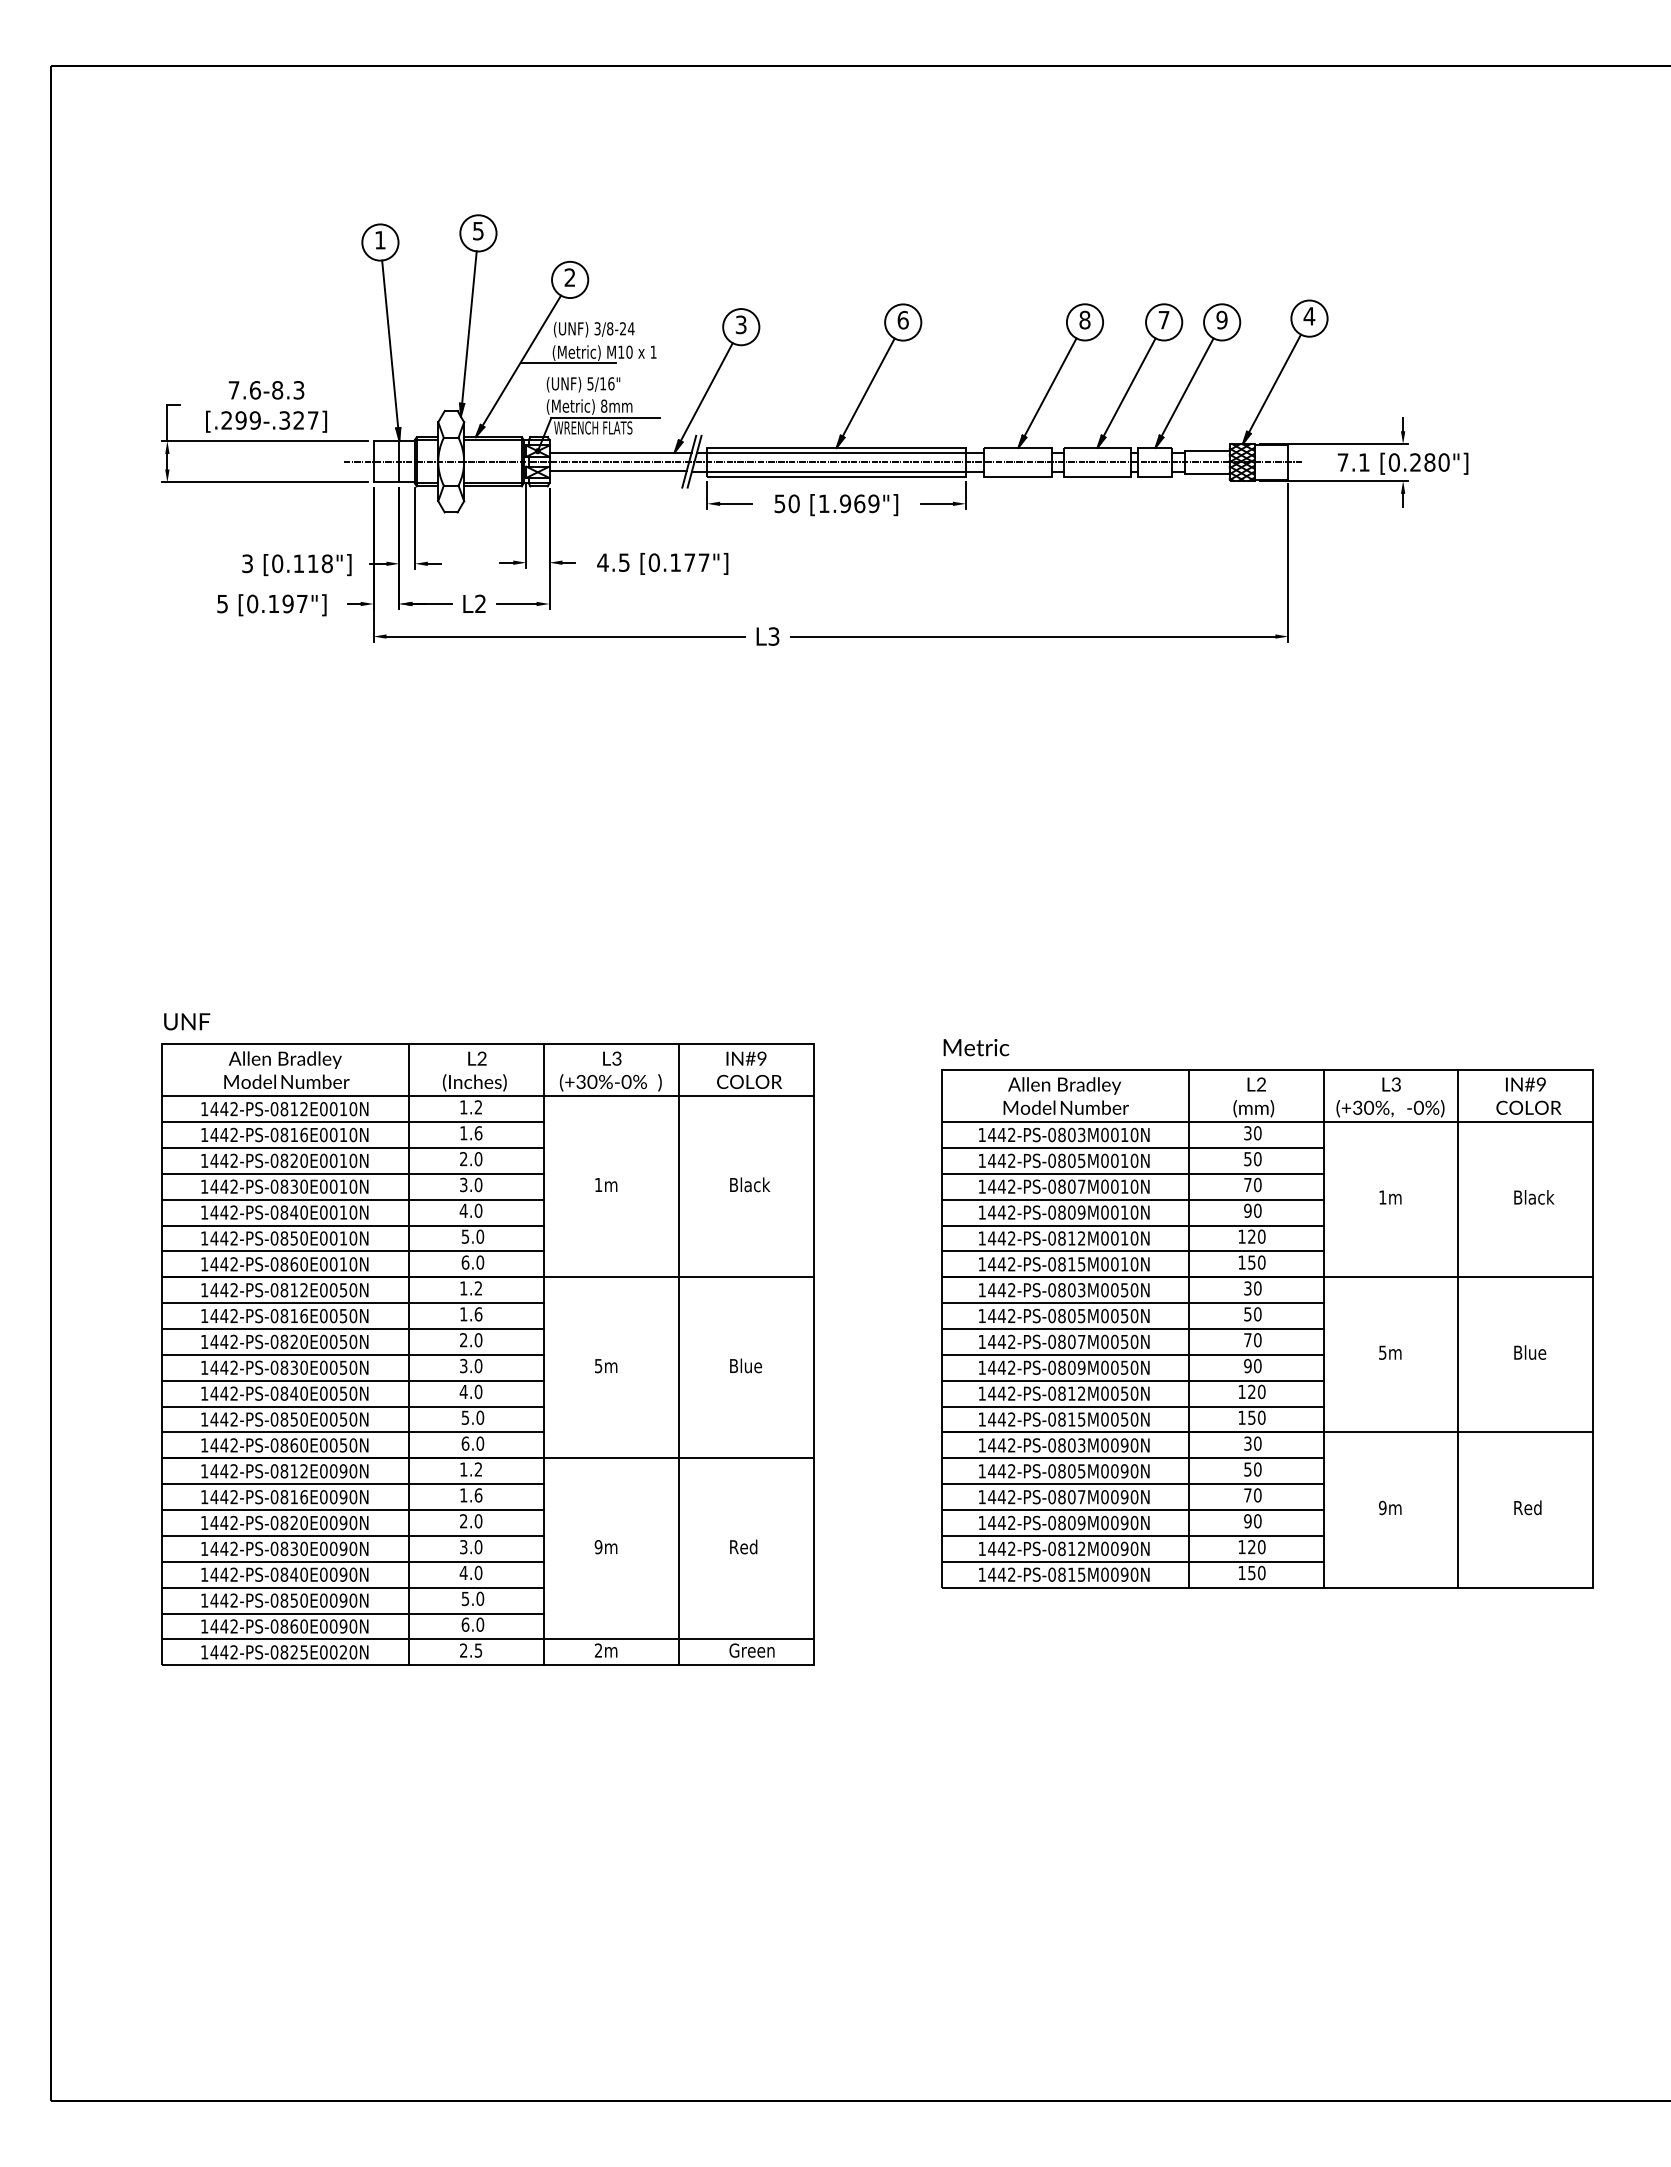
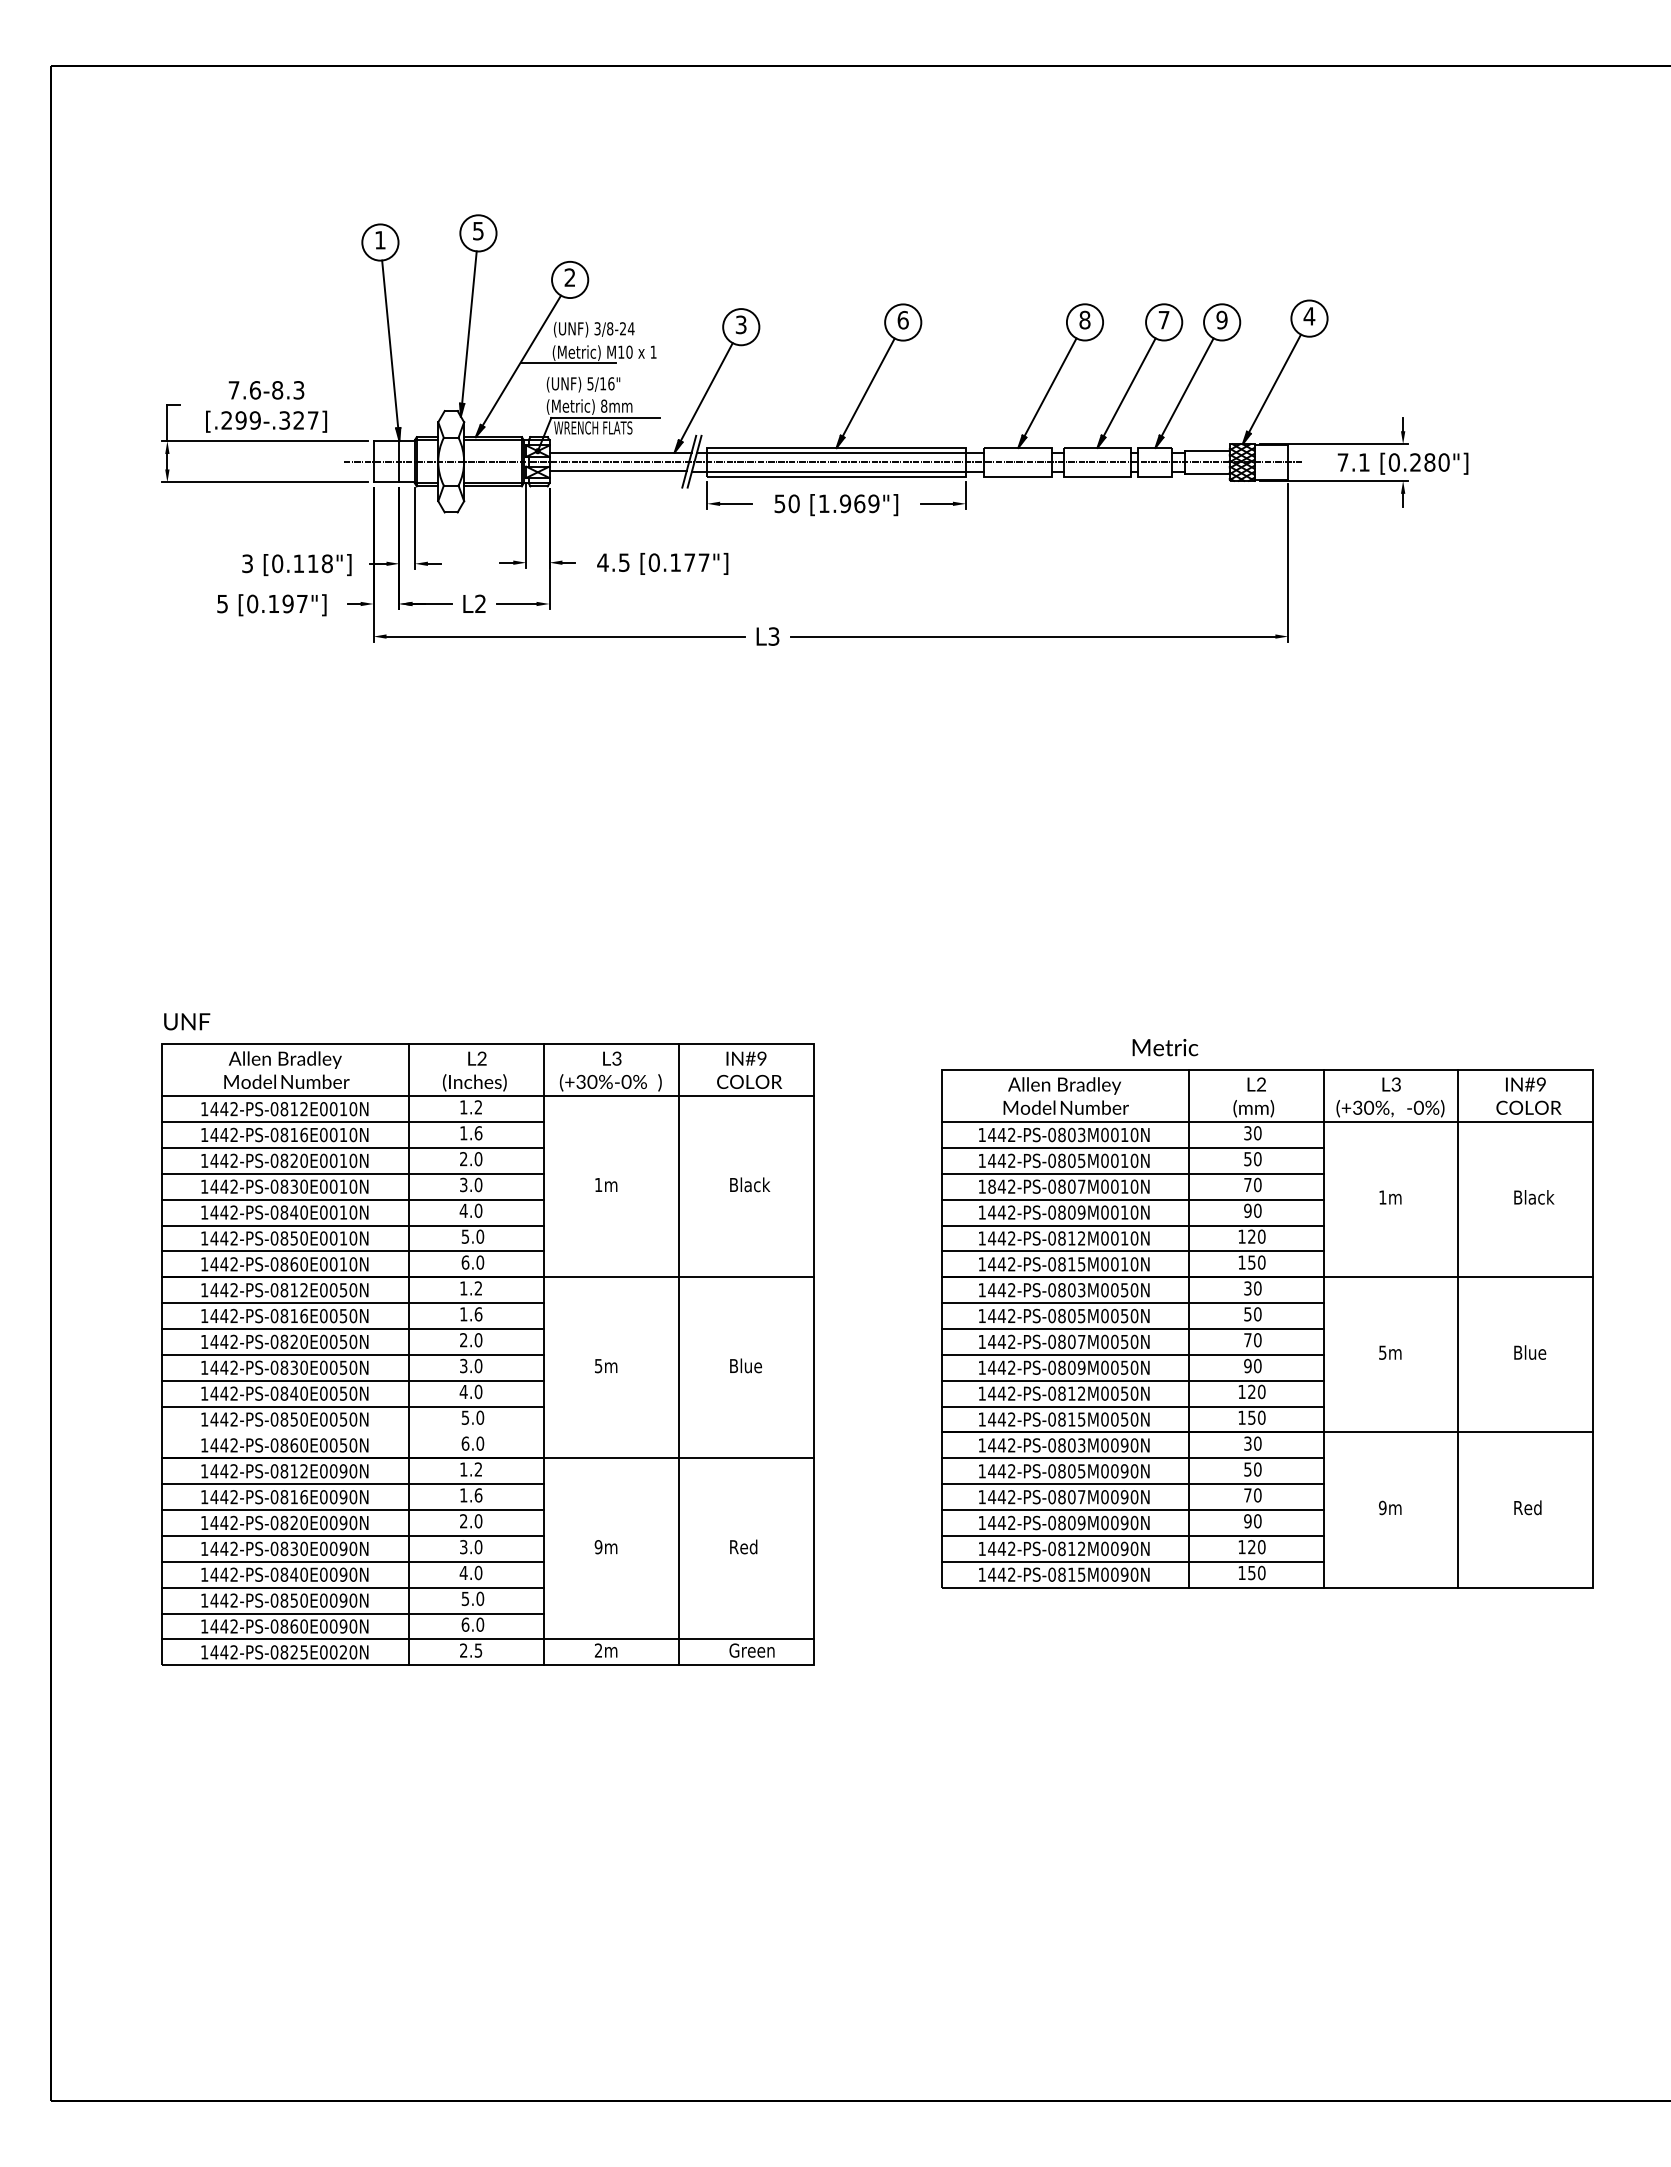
text position: (976, 1047) -> (1165, 1047) (1165, 1047)
text: 1442-PS-0807M0010N -> 1842-PS-0807M0010N (992, 1186)
line: present -> none (353, 1432)
